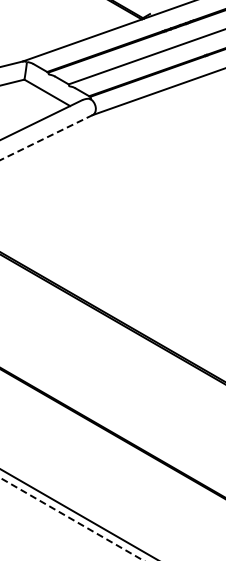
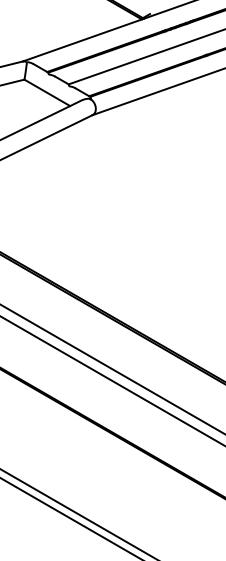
line: dashed -> solid (46, 137)
line: none -> present (112, 368)
line: none -> present (112, 380)
line: dashed -> solid (71, 519)
